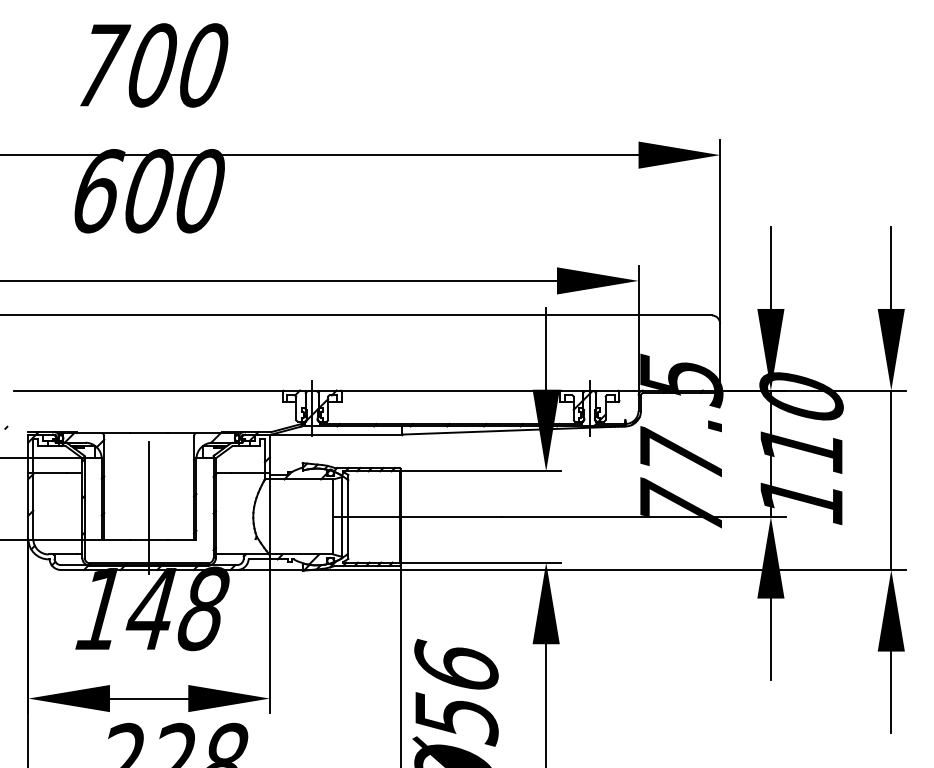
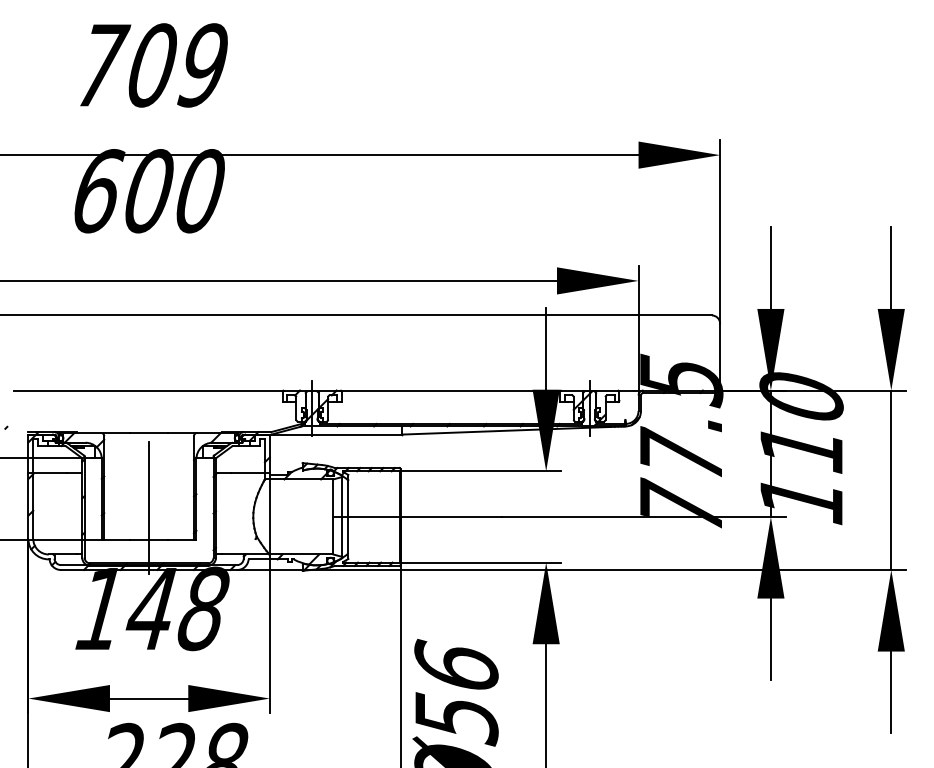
text: 700 -> 709 (202, 65)
